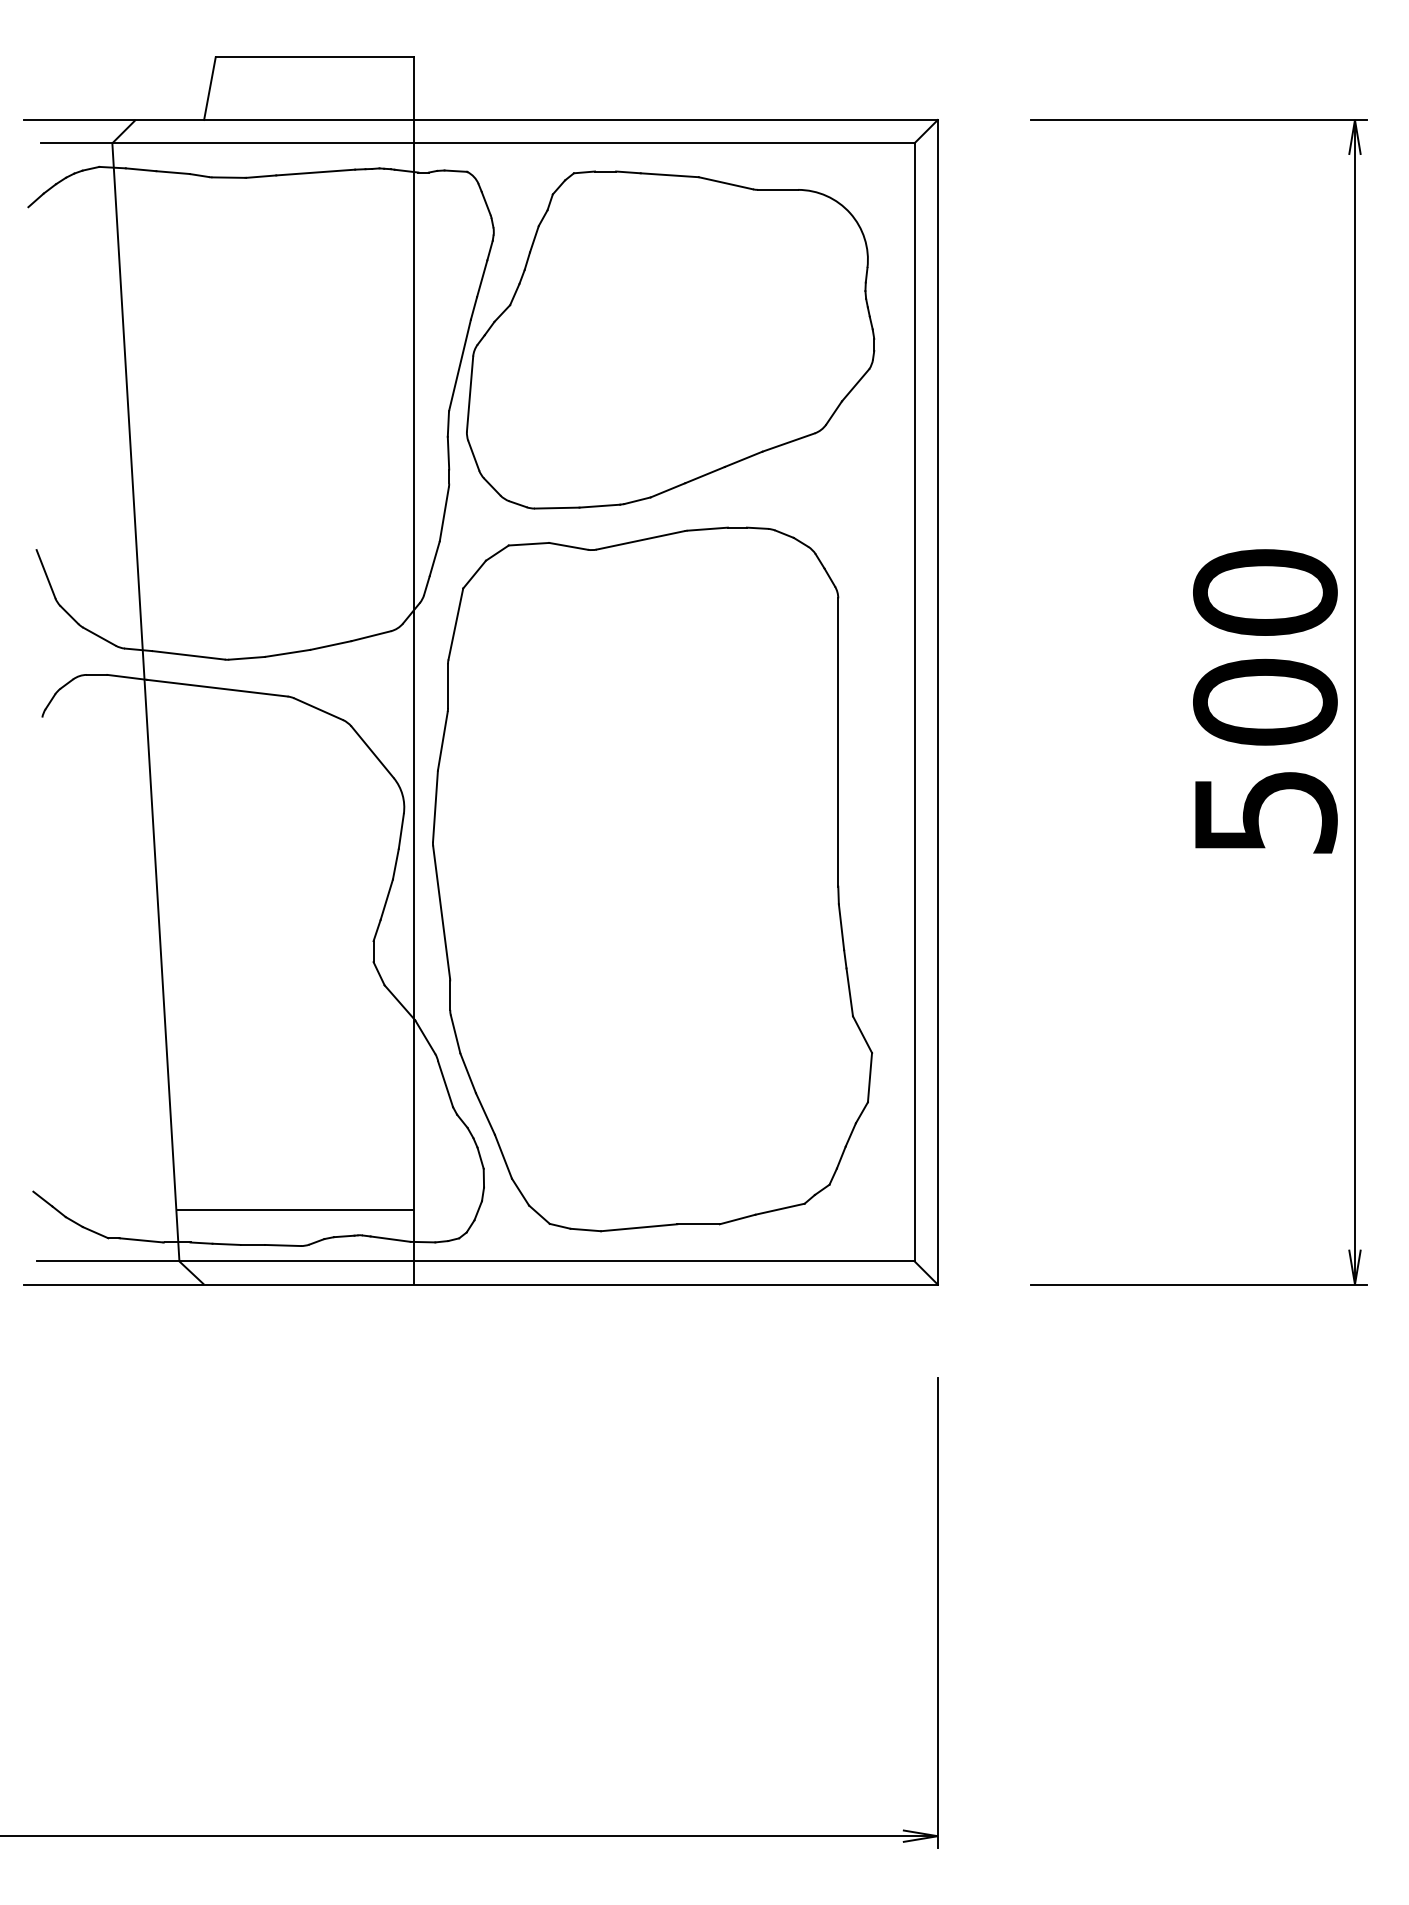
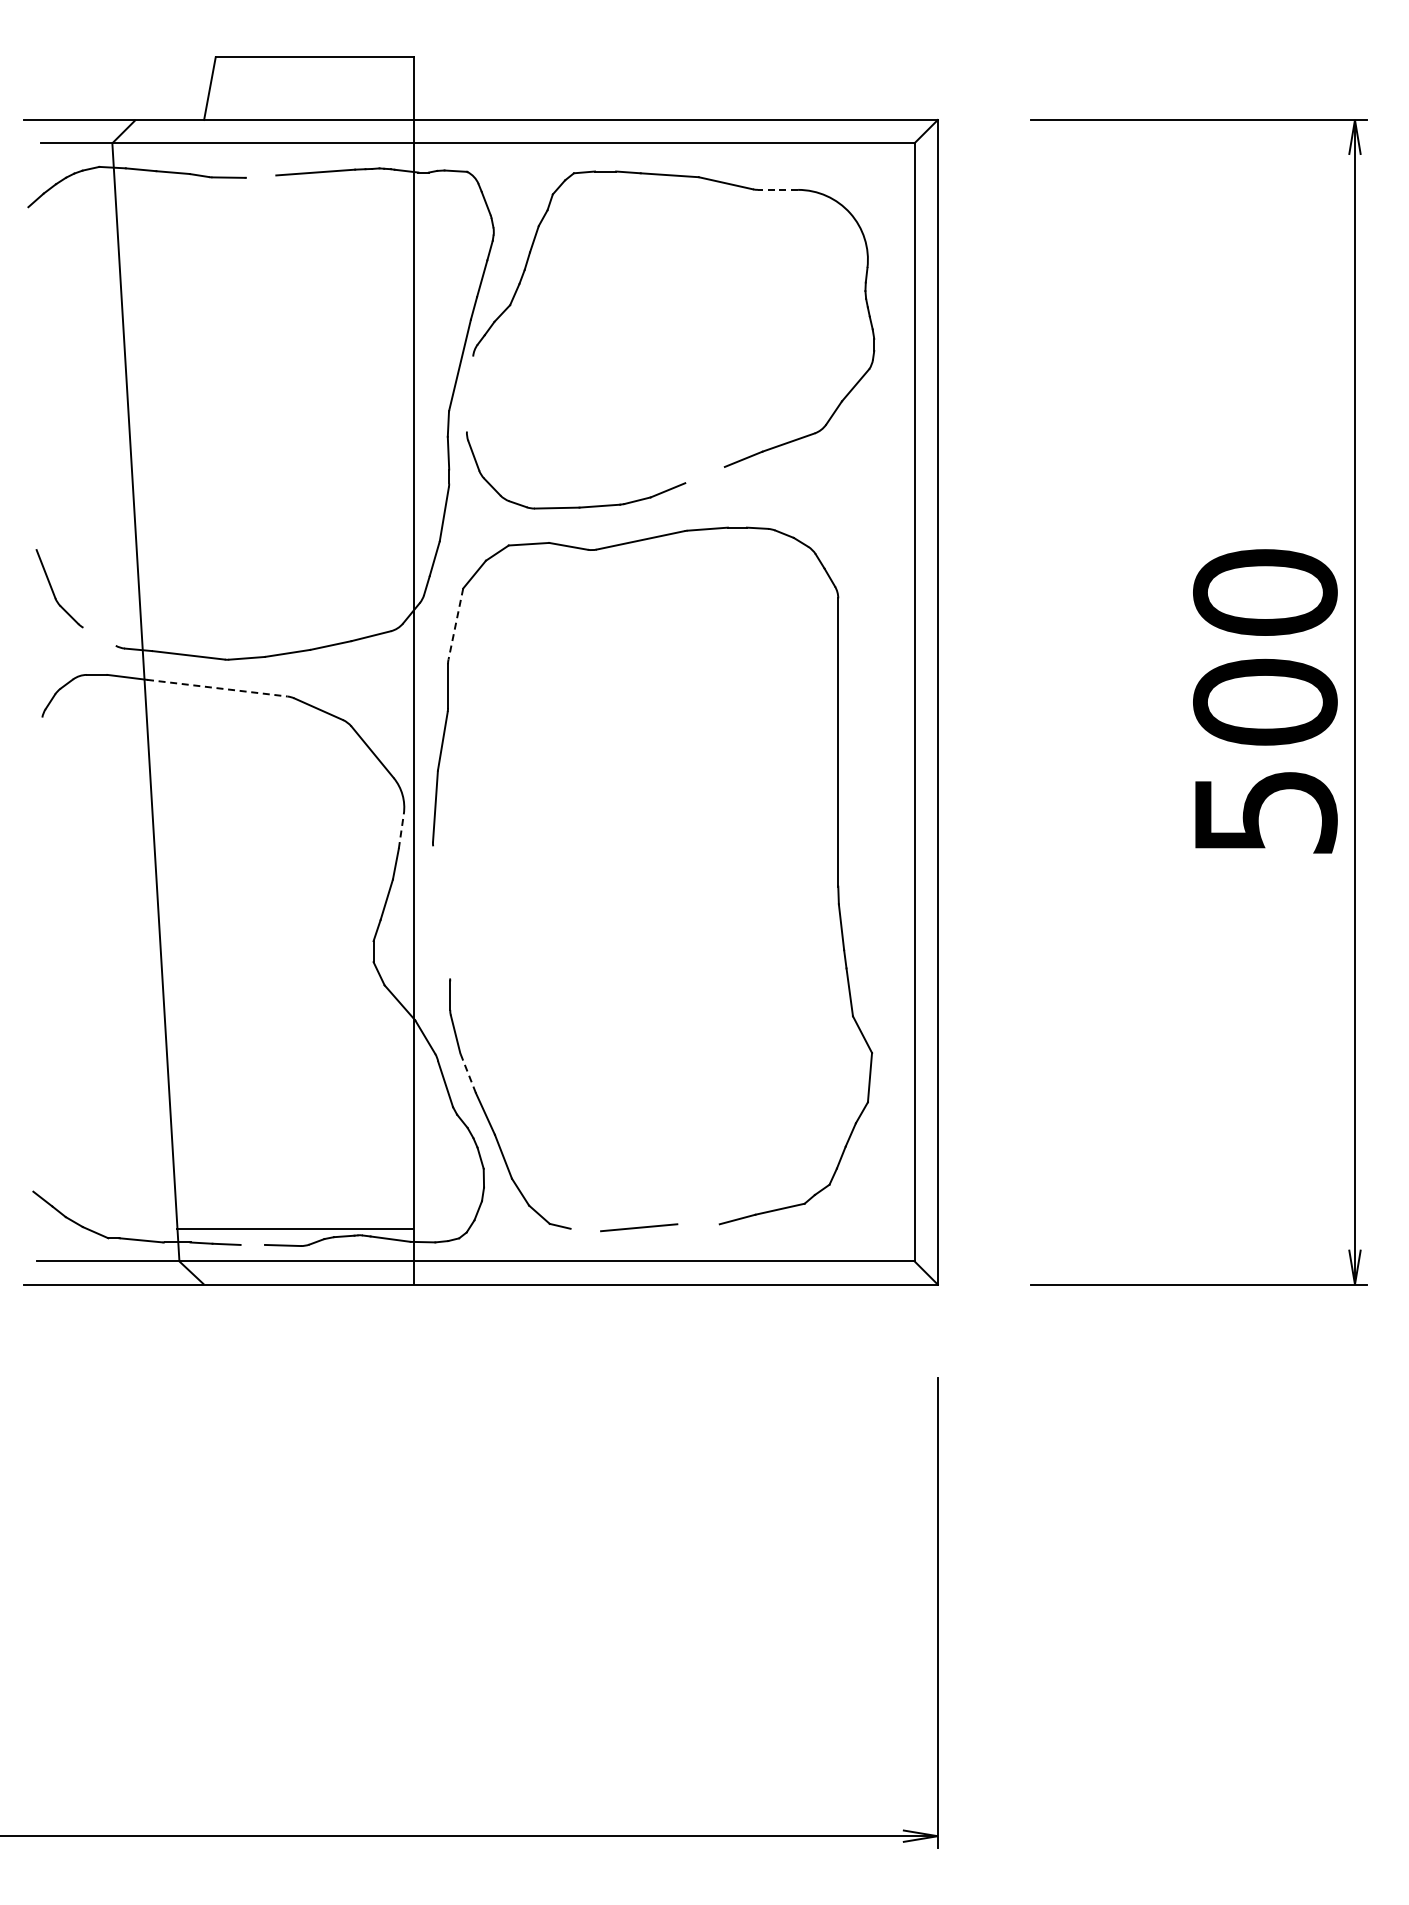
line: present -> none (261, 176)
line: solid -> dashed (777, 189)
line: present -> none (469, 393)
line: present -> none (704, 474)
line: solid -> dashed (455, 624)
line: present -> none (99, 636)
line: solid -> dashed (217, 688)
line: solid -> dashed (401, 831)
line: present -> none (441, 912)
line: solid -> dashed (467, 1072)
line position: (294, 1210) -> (294, 1229) (294, 1229)
line: present -> none (698, 1224)
line: present -> none (585, 1229)
line: present -> none (252, 1244)
